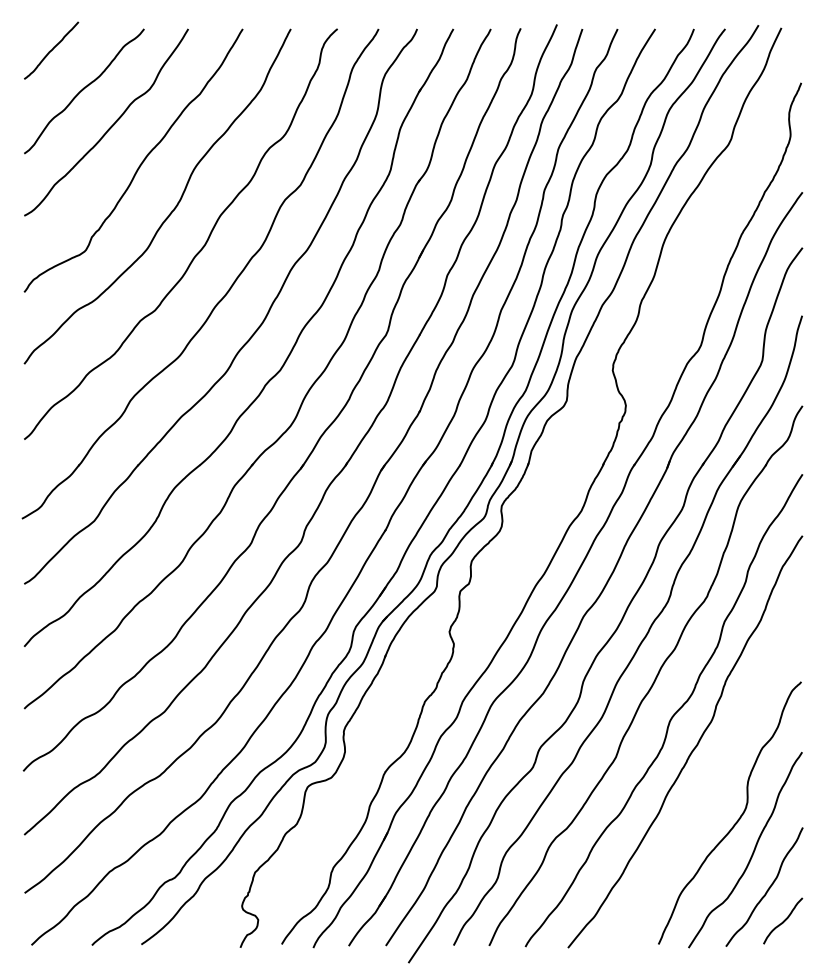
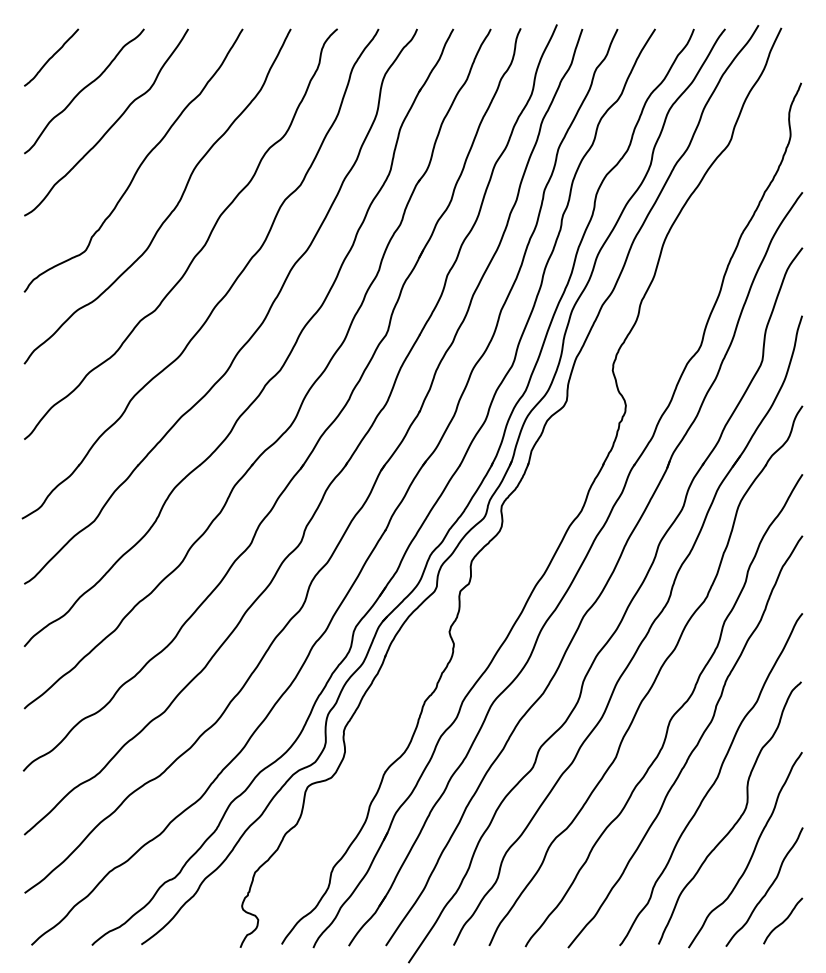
curve position: (51, 50) -> (51, 57) (51, 57)
curve: none -> present (714, 780)
